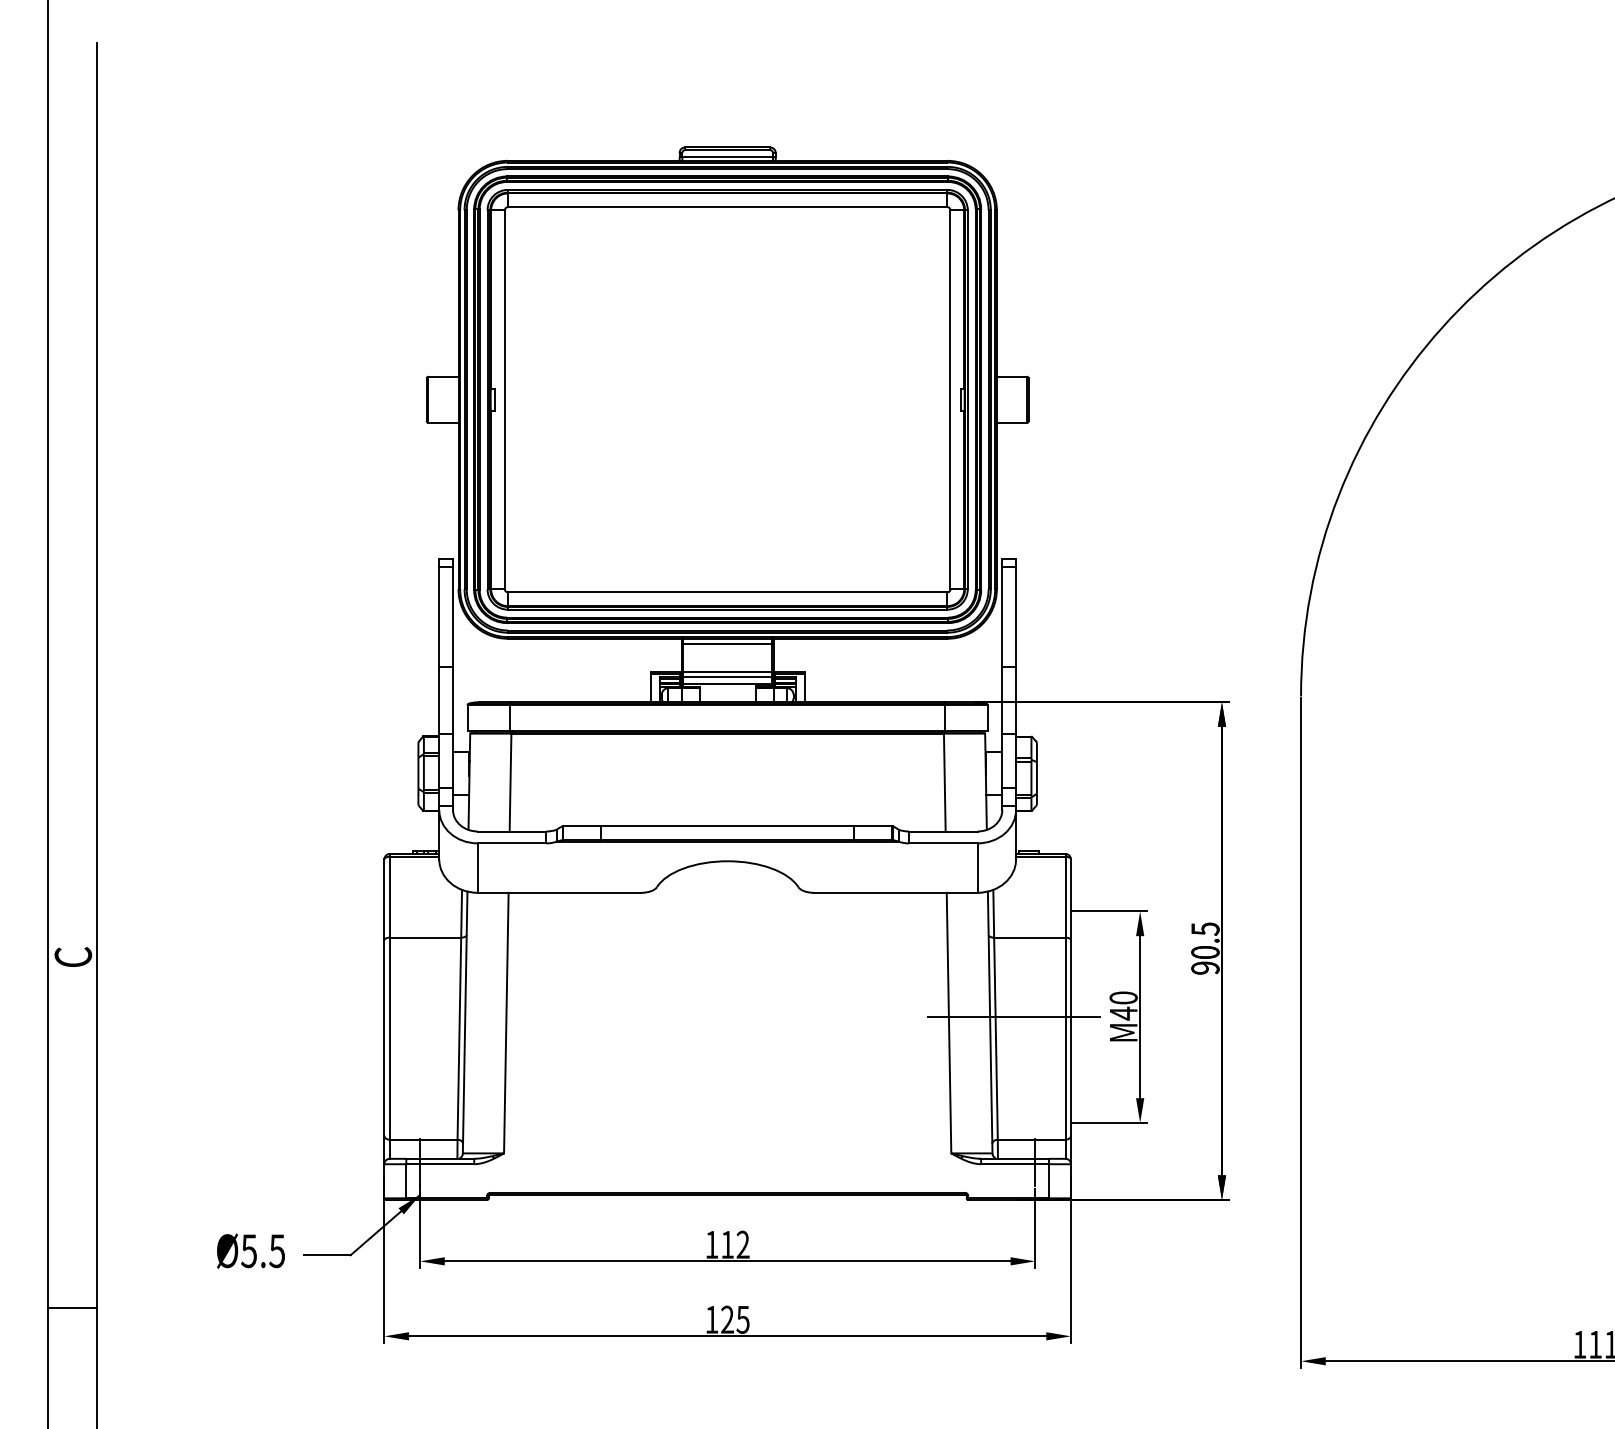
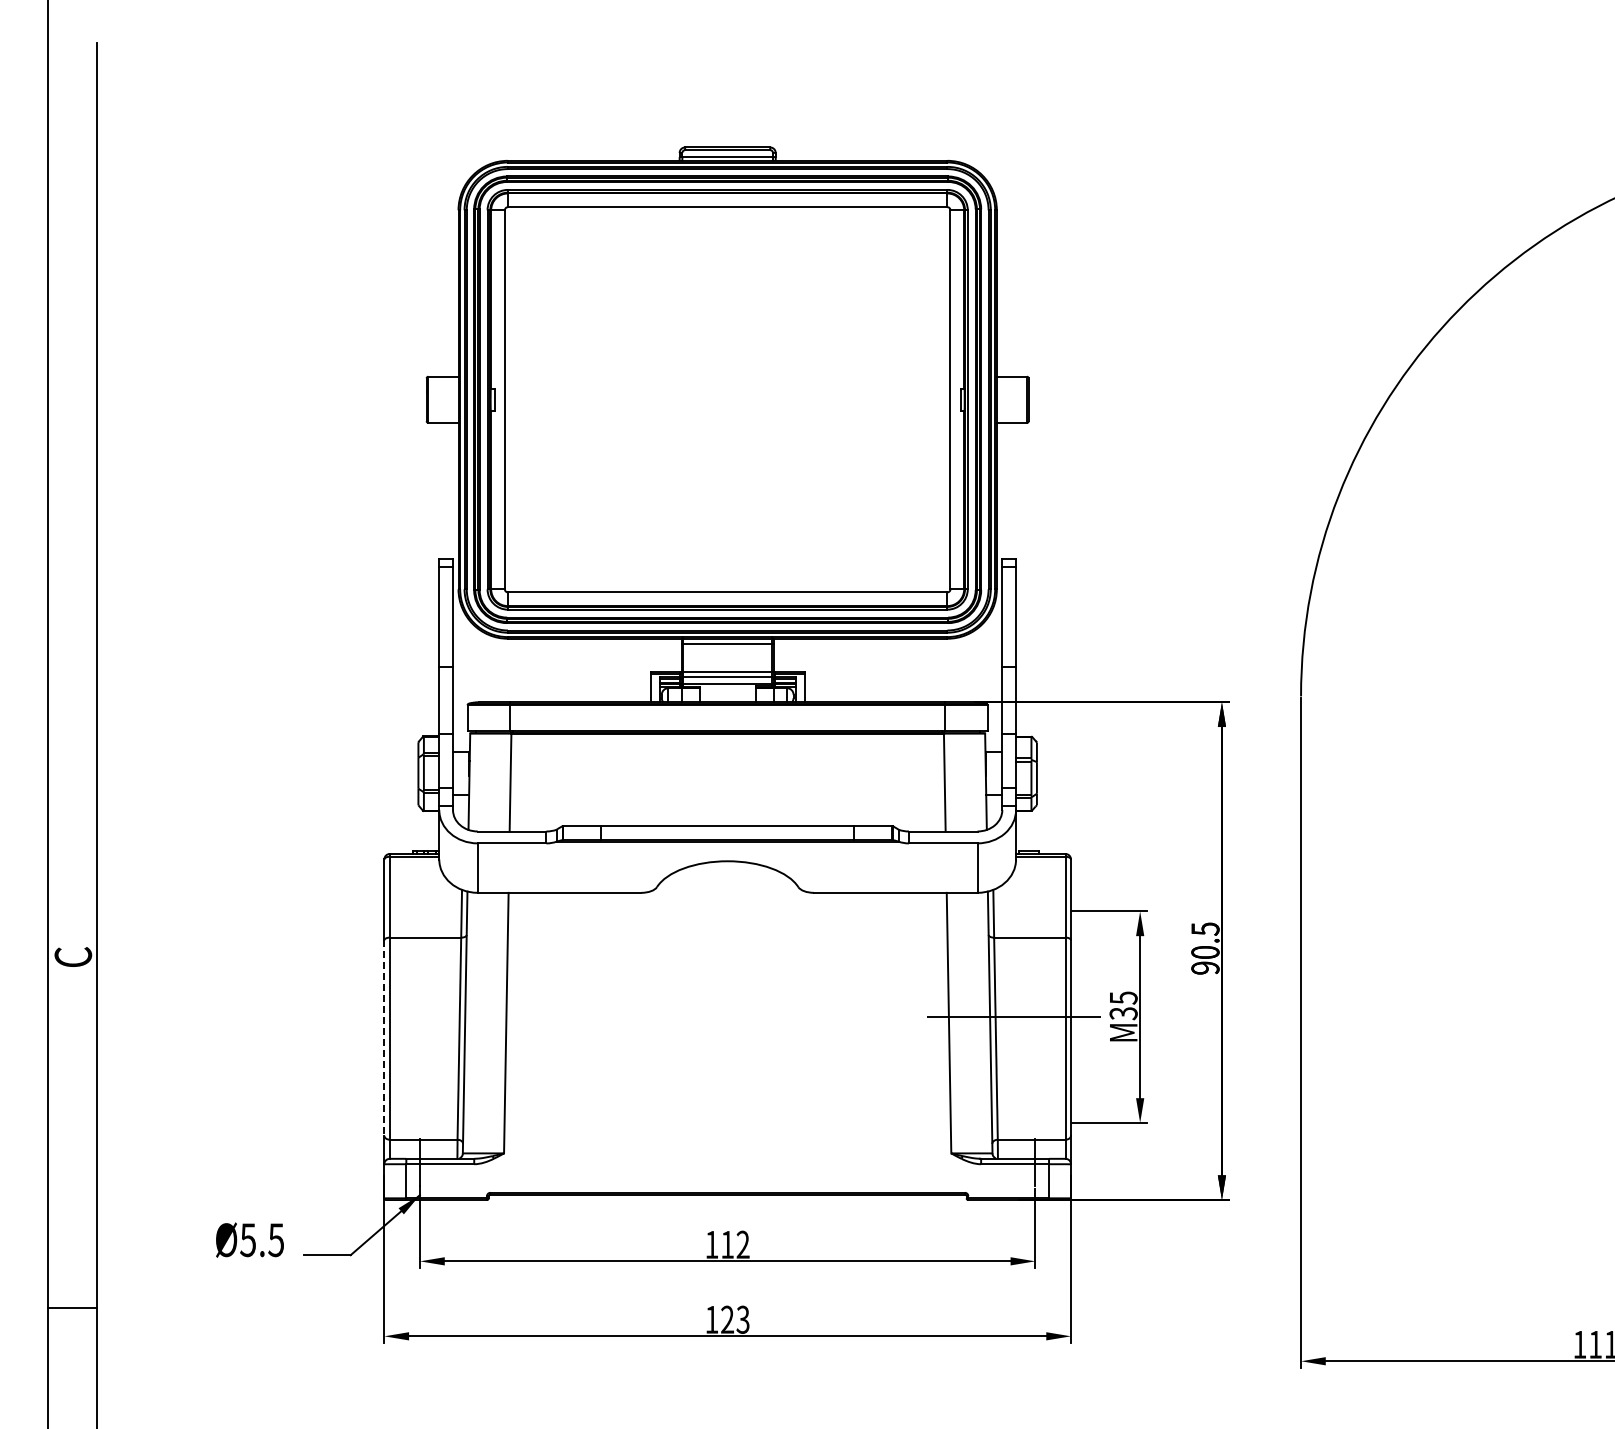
text: M40 -> M35 (1123, 1005)
line: solid -> dashed (384, 1038)
text position: (250, 1250) -> (249, 1239) (249, 1239)
text: 125 -> 123 (743, 1319)
